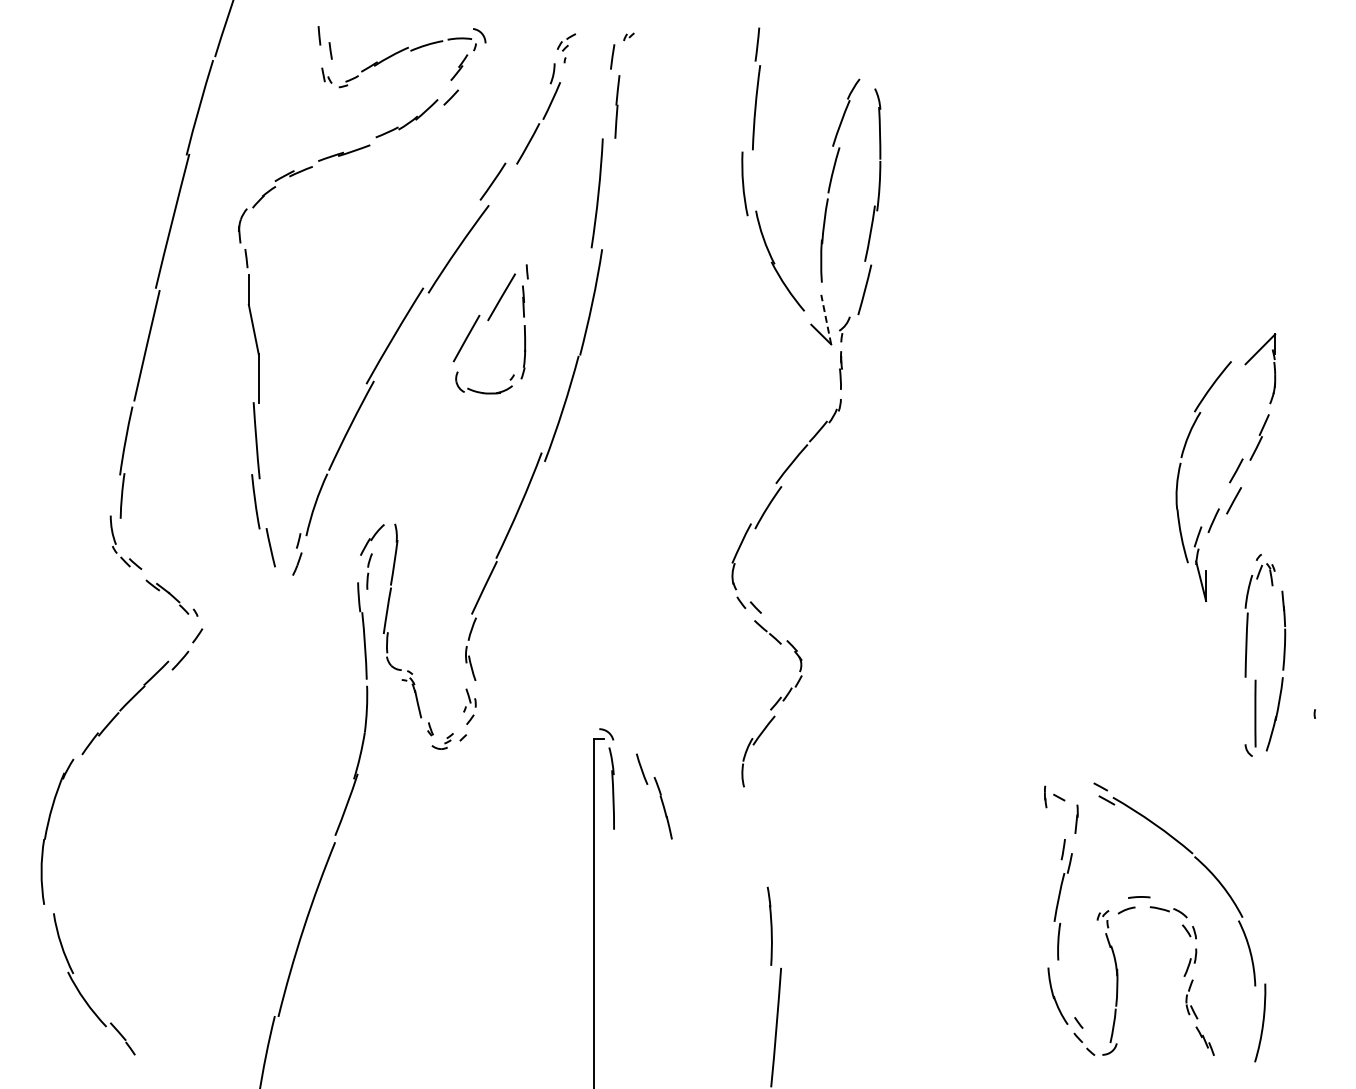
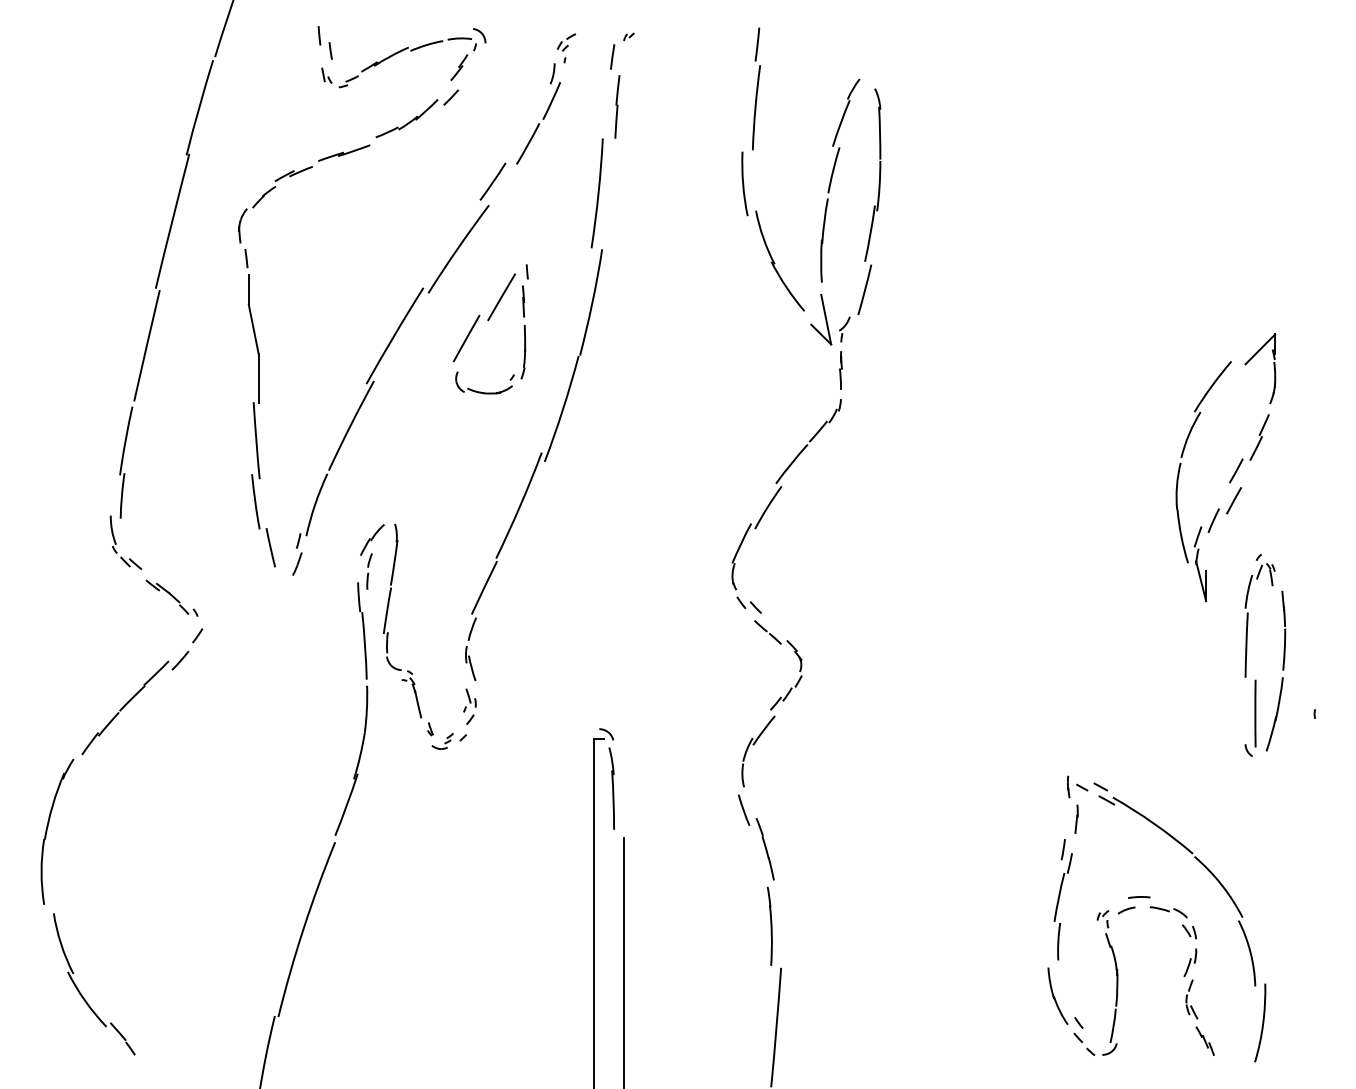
line: dashed -> solid (826, 319)
part position: (654, 796) -> (756, 837) (756, 837)
part position: (1054, 796) -> (1077, 786) (1077, 786)
line: none -> present (624, 961)
